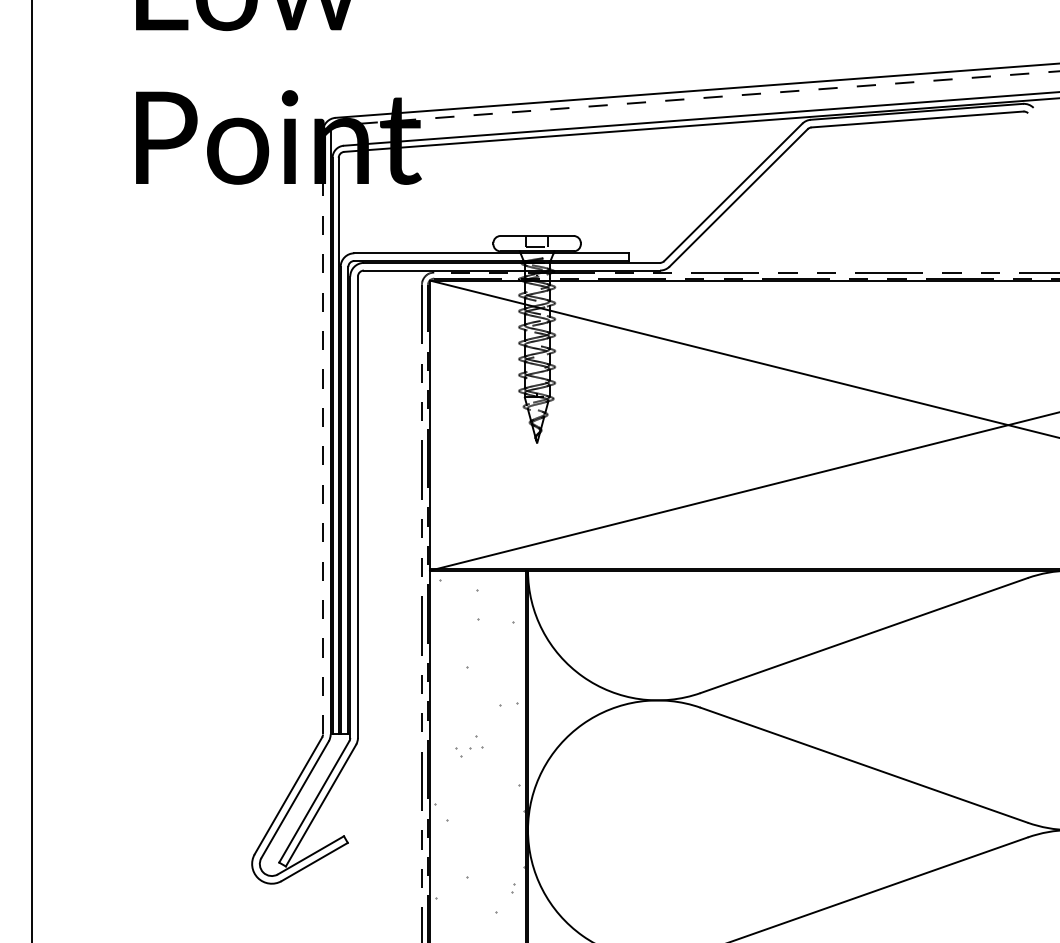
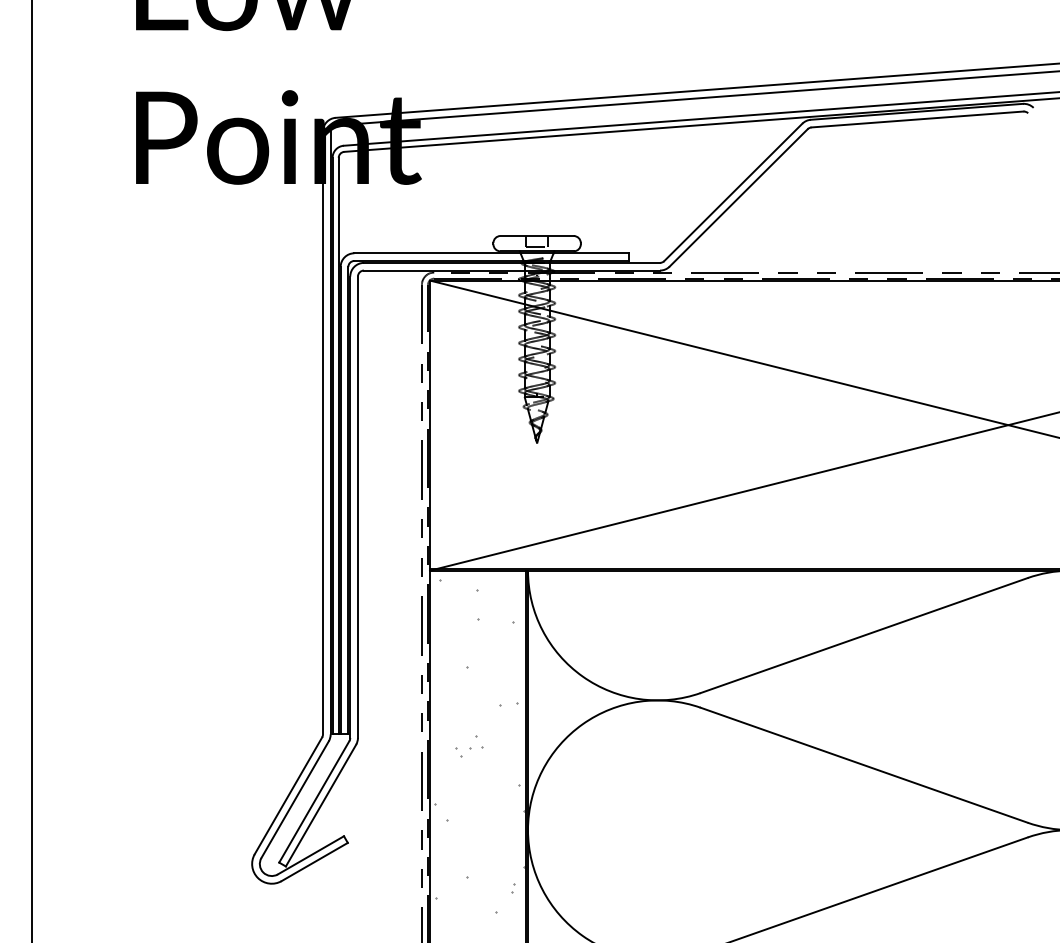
line: dashed -> solid (698, 98)
line: dashed -> solid (322, 432)
